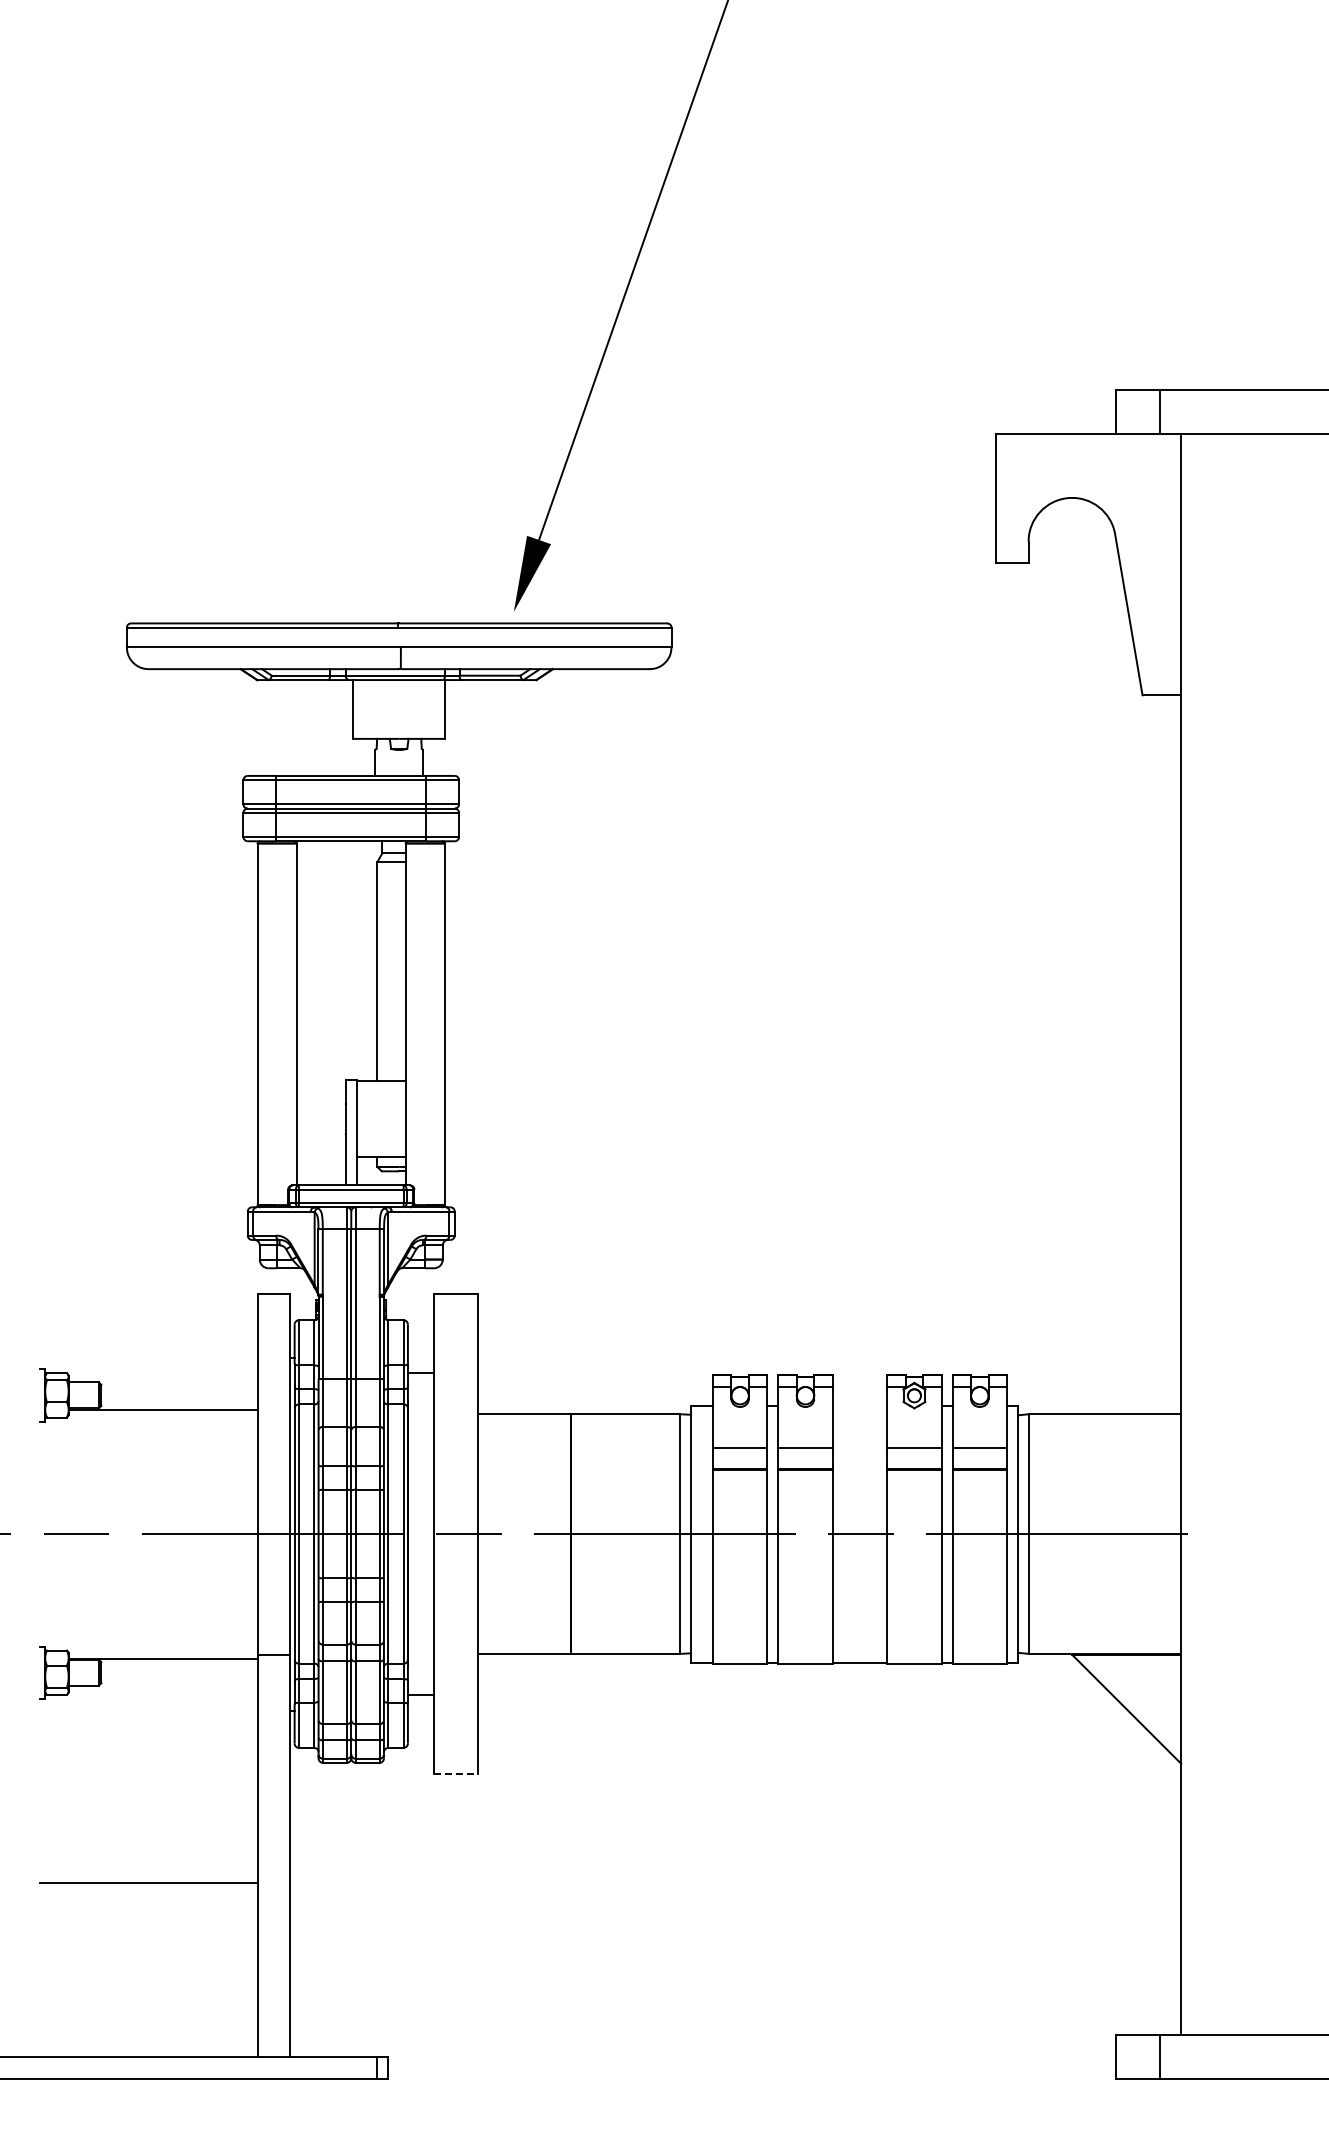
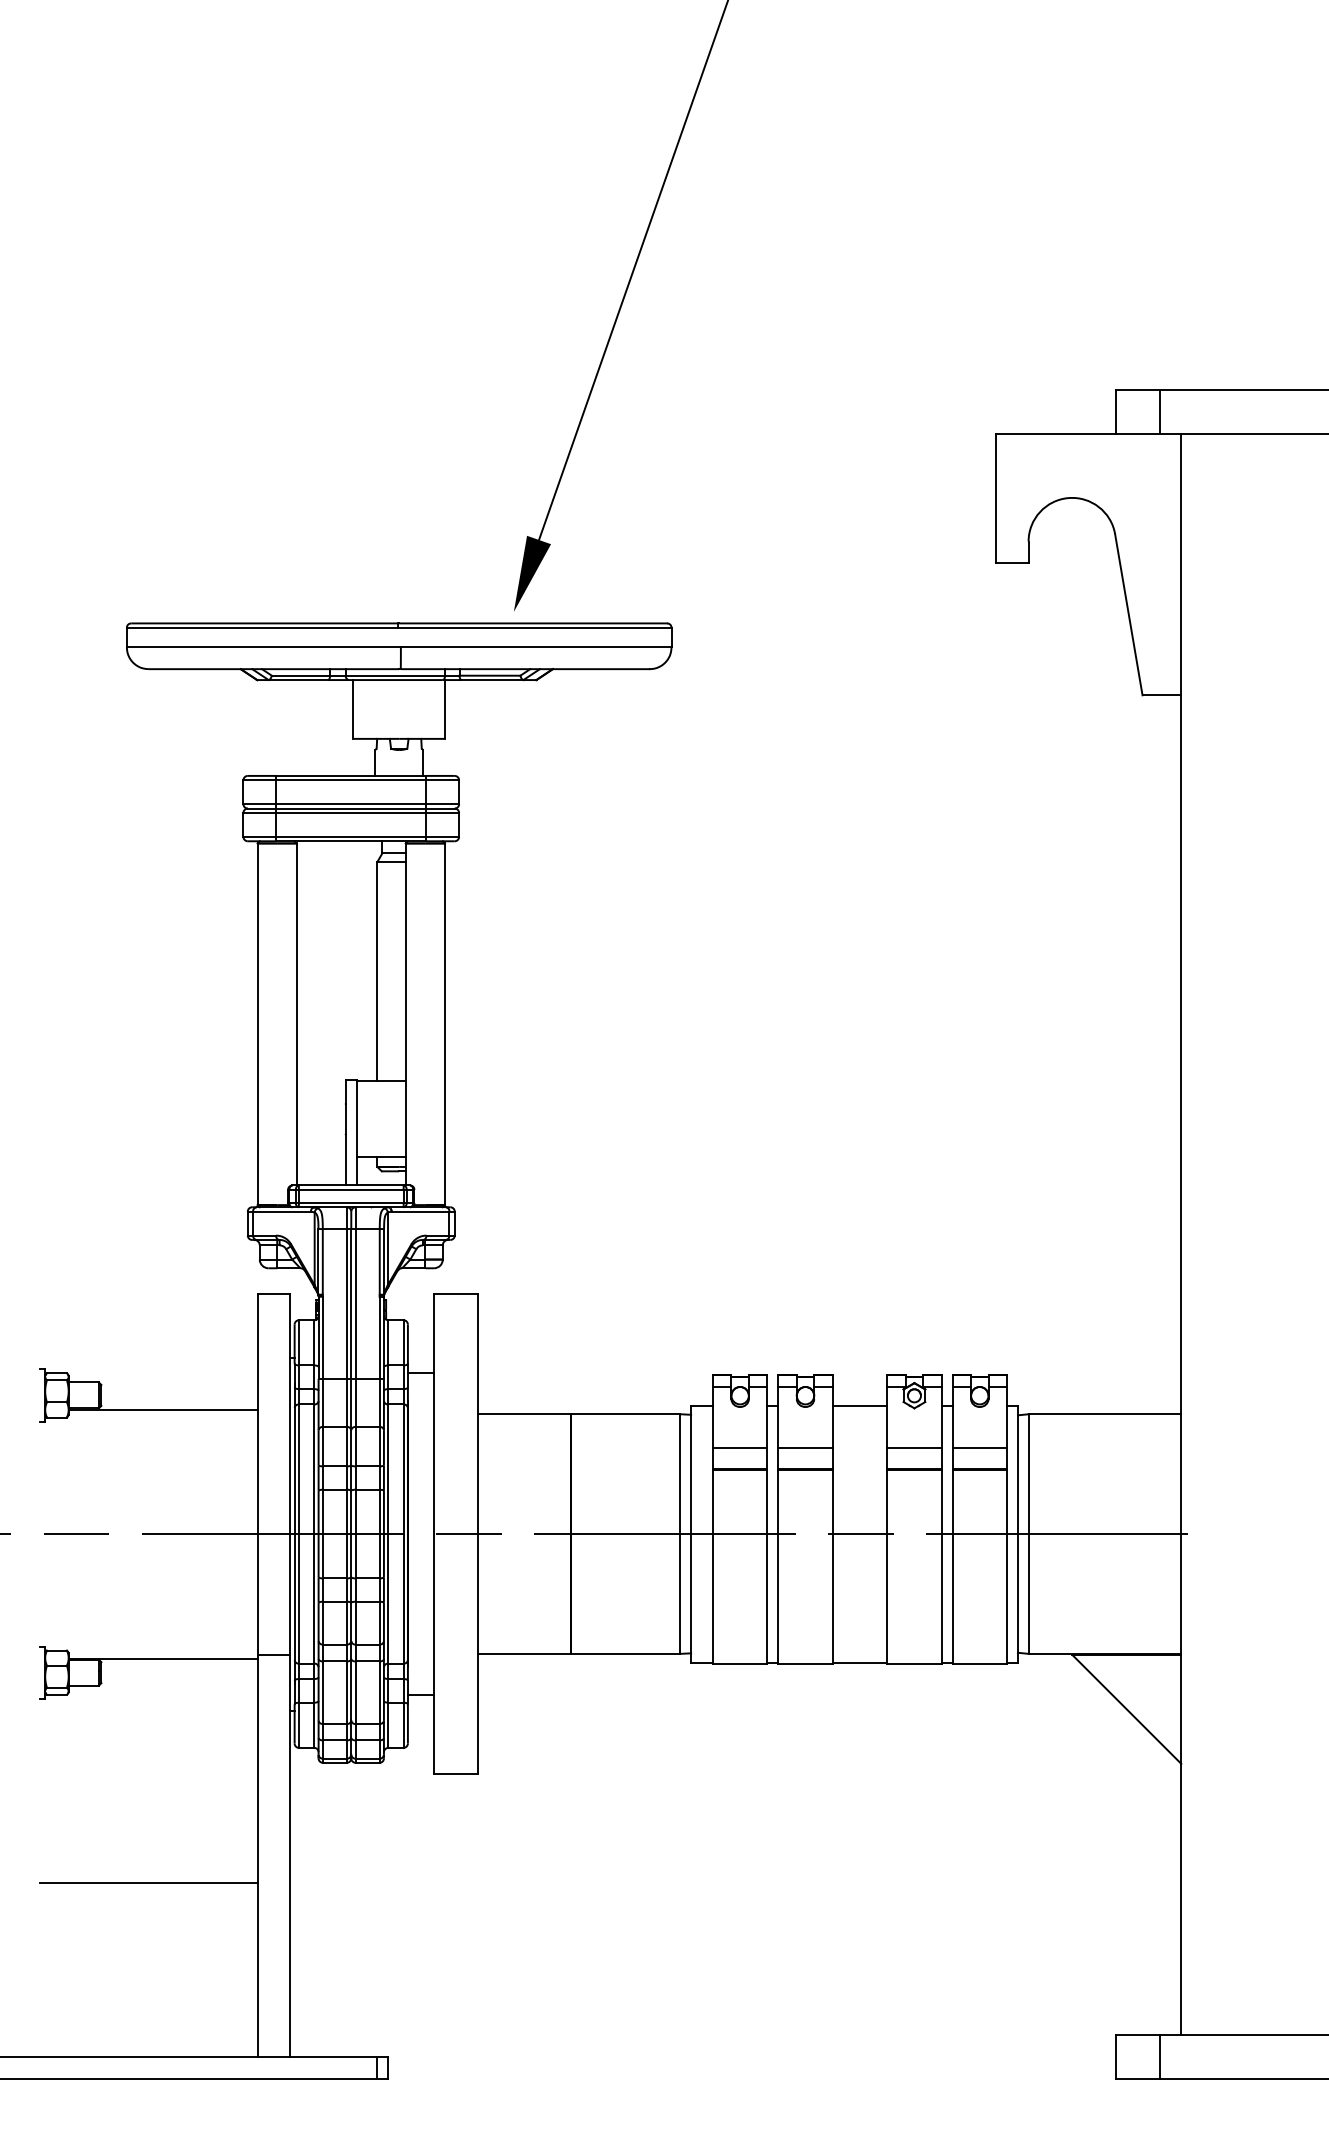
line: none -> present (859, 1405)
line: dashed -> solid (455, 1773)
